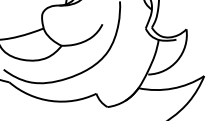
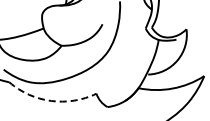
arc: solid -> dashed (51, 100)
